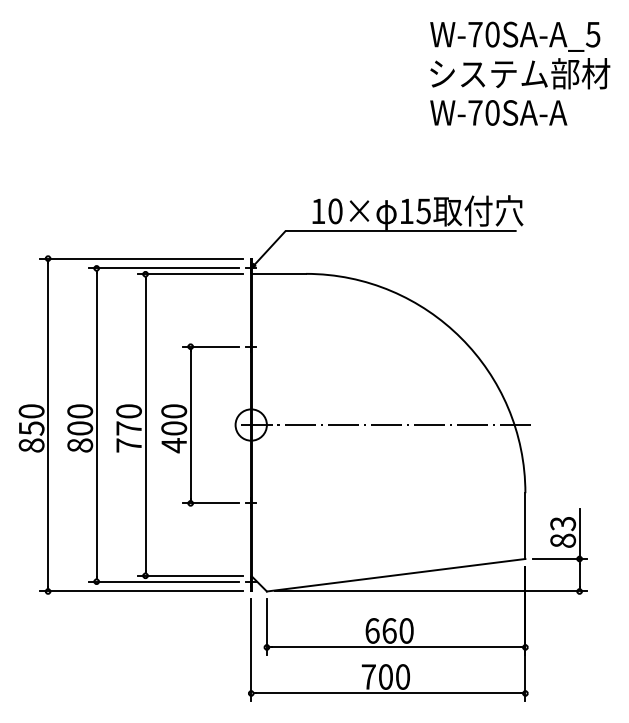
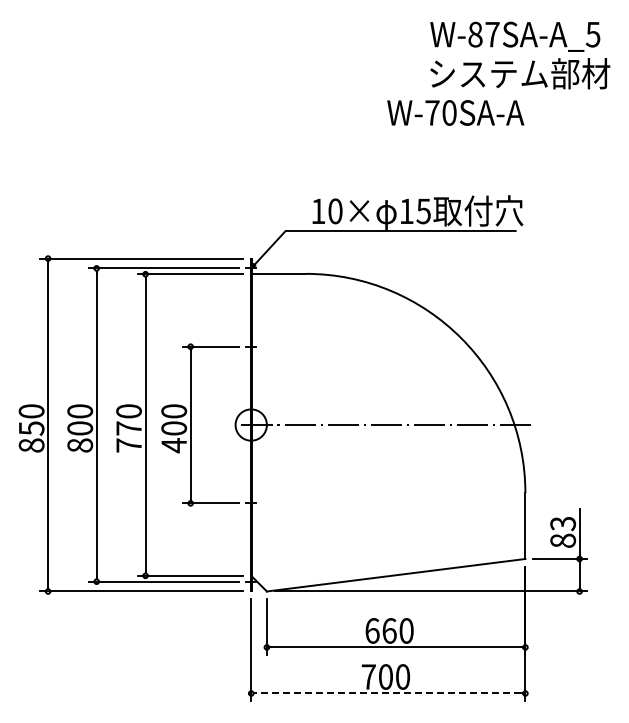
text: W-70SA-A_5 -> W-87SA-A_5 (483, 34)
text position: (498, 112) -> (455, 112) (455, 112)
line: solid -> dashed (387, 693)
